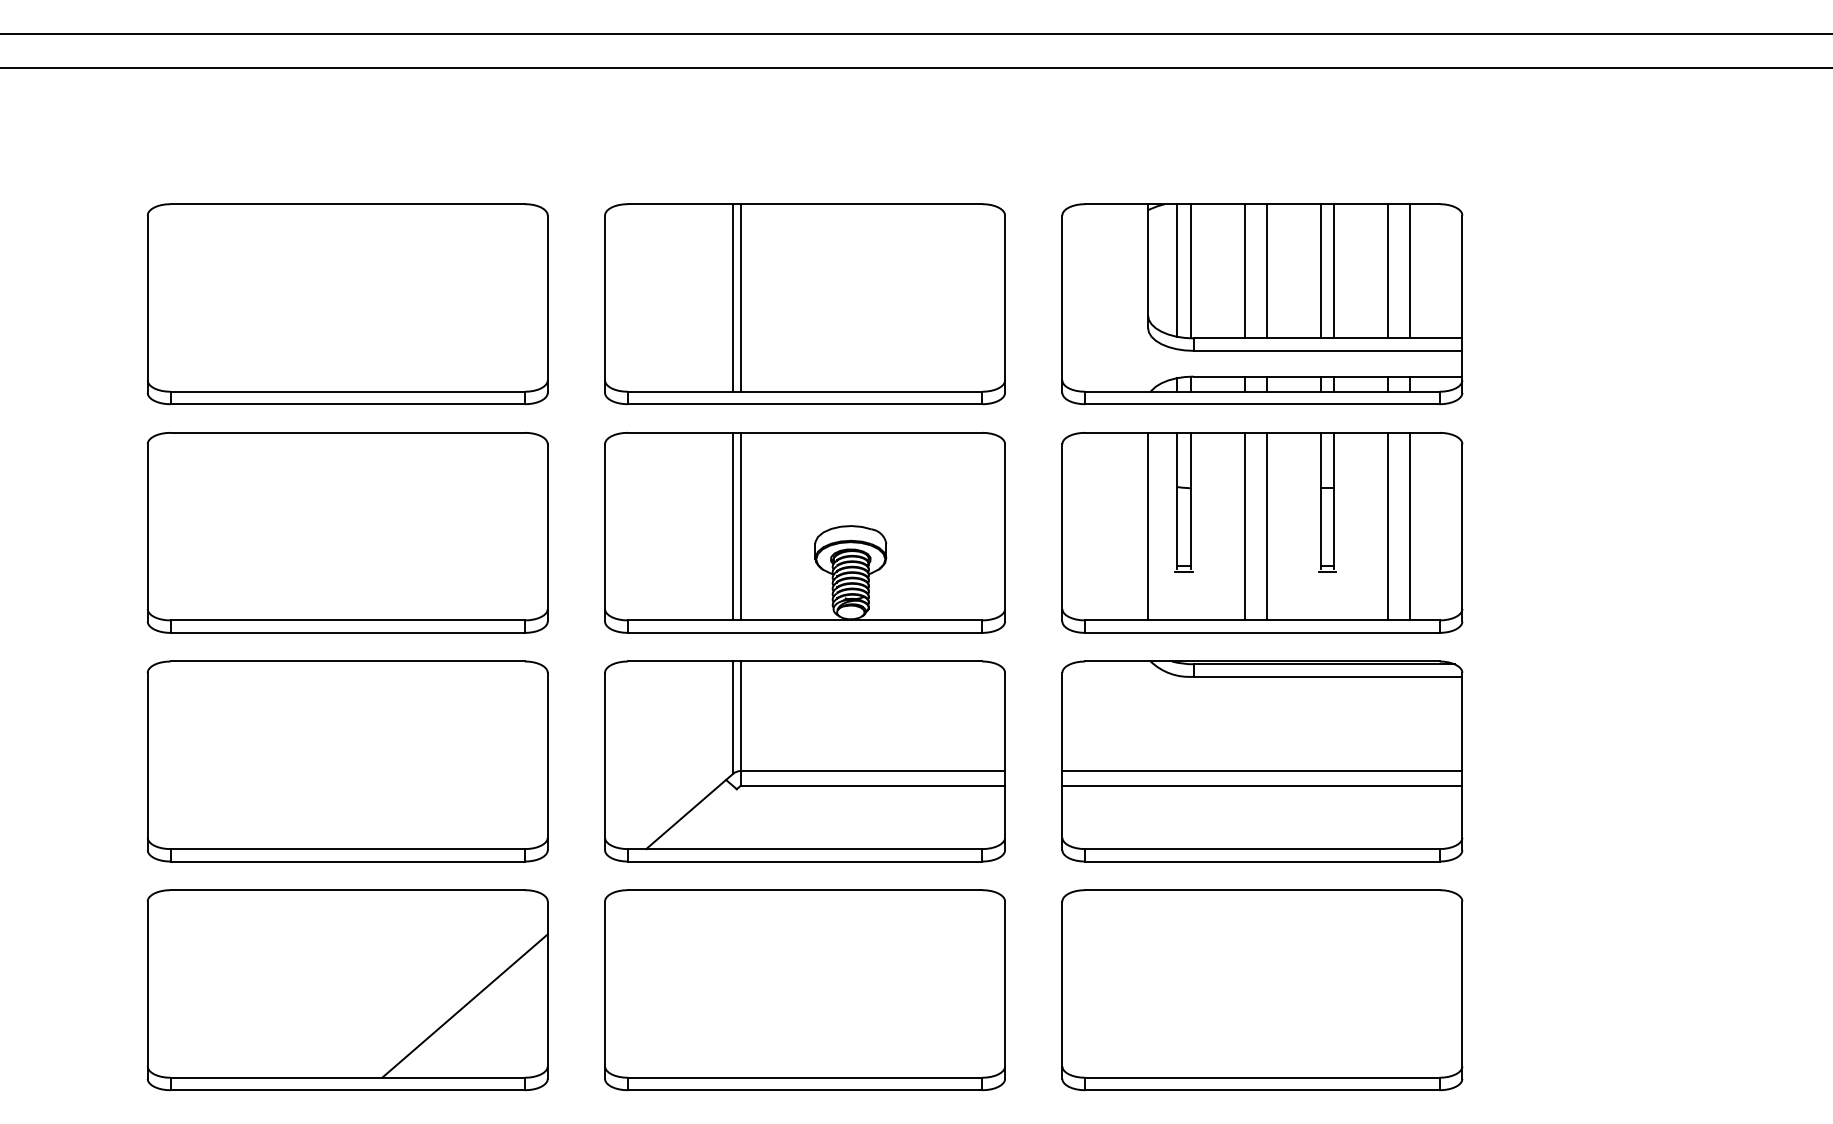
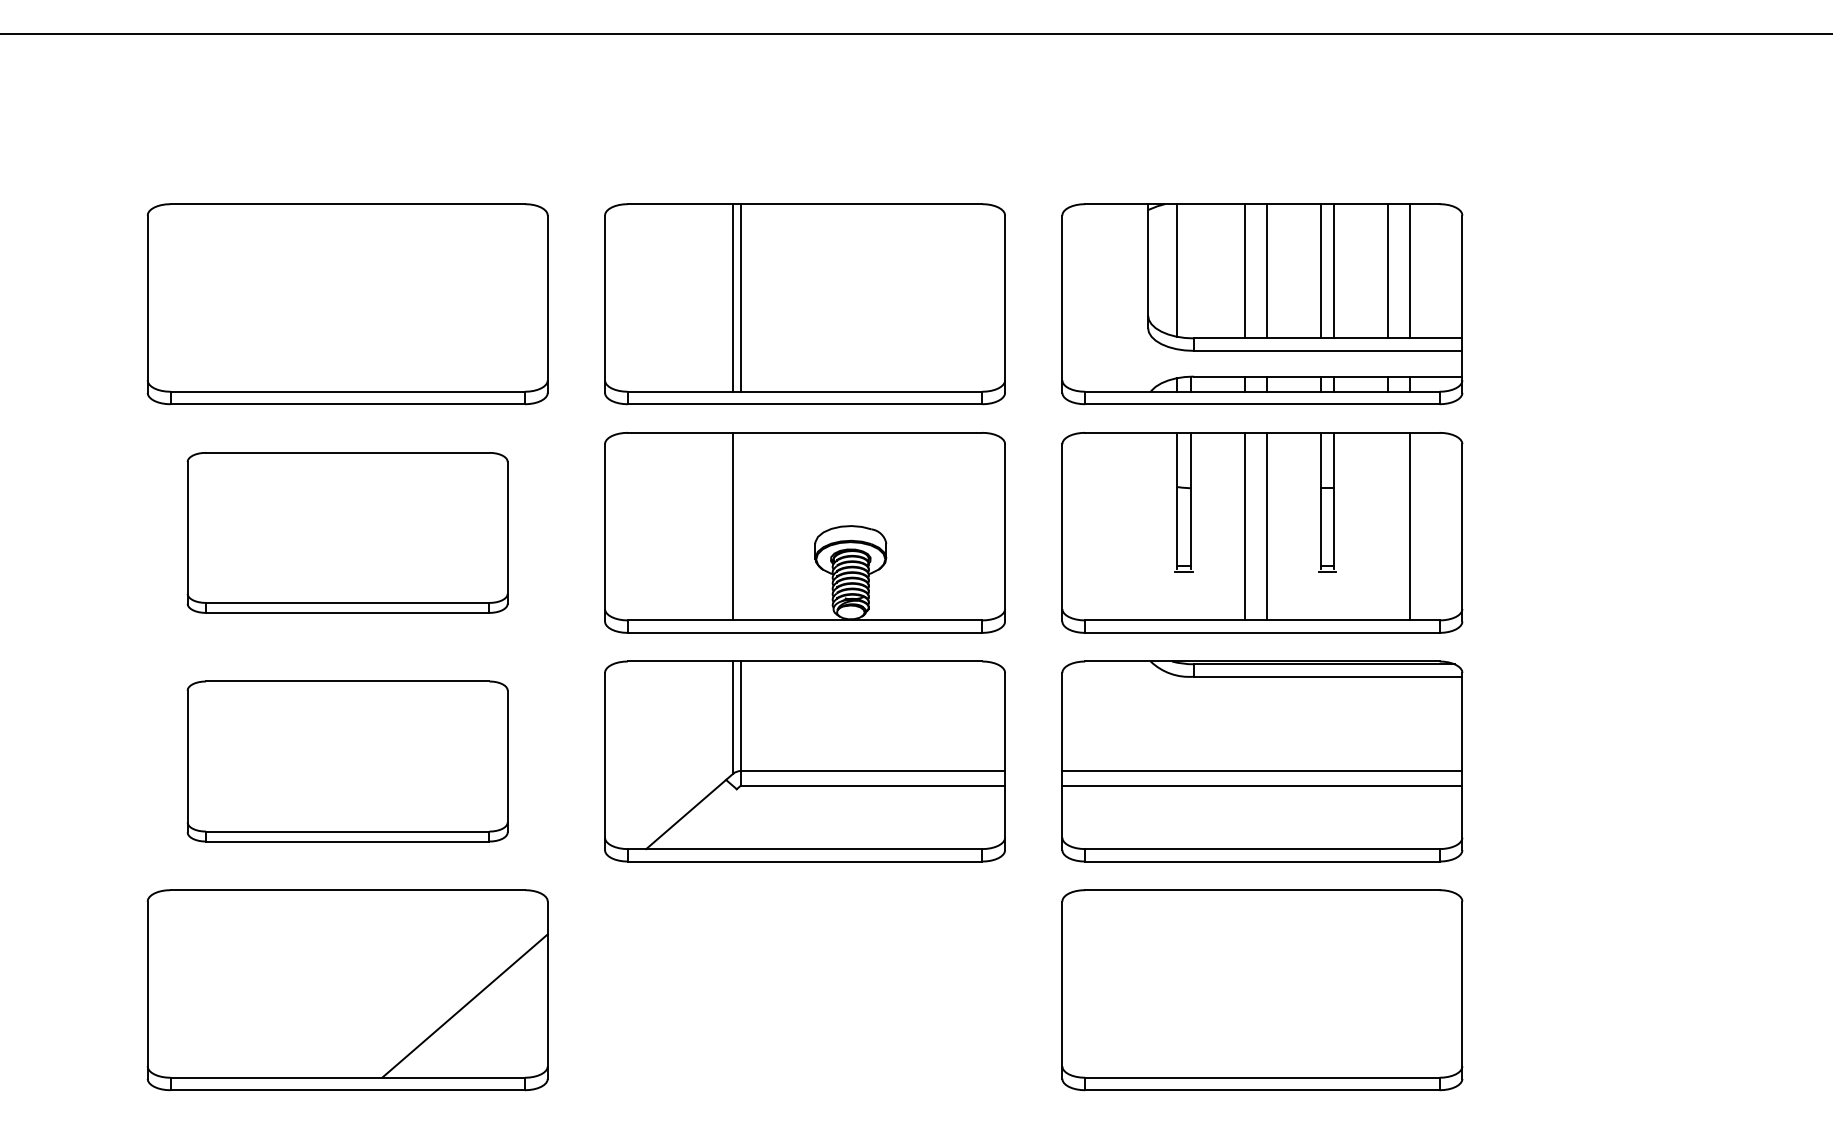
line: present -> none (915, 68)
line: present -> none (1190, 271)
line: present -> none (740, 526)
line: present -> none (1148, 526)
line: present -> none (1388, 526)
part size: 403x202 px -> 323x162 px (347, 532)
part size: 403x203 px -> 323x163 px (347, 761)
part: present -> none (804, 990)
